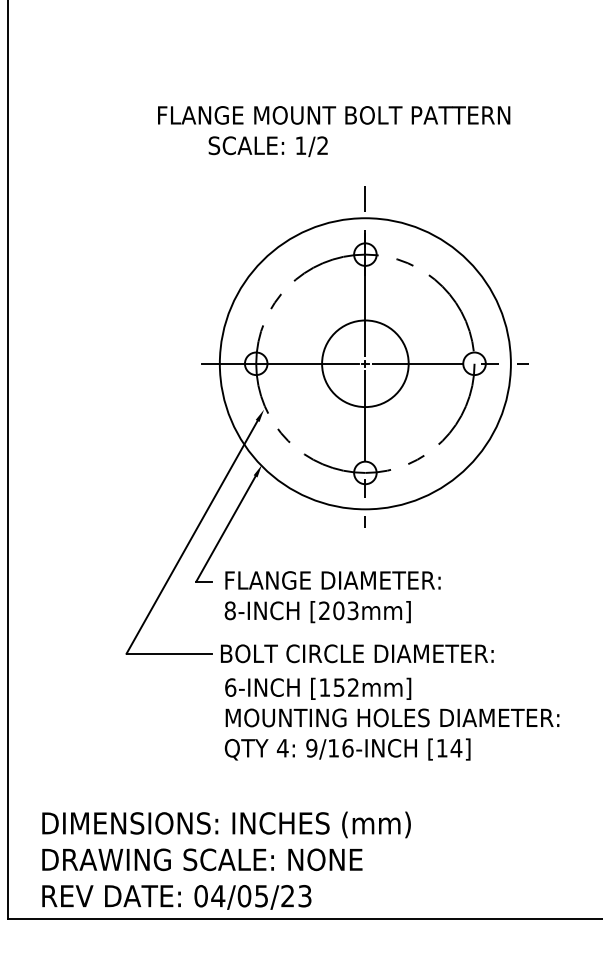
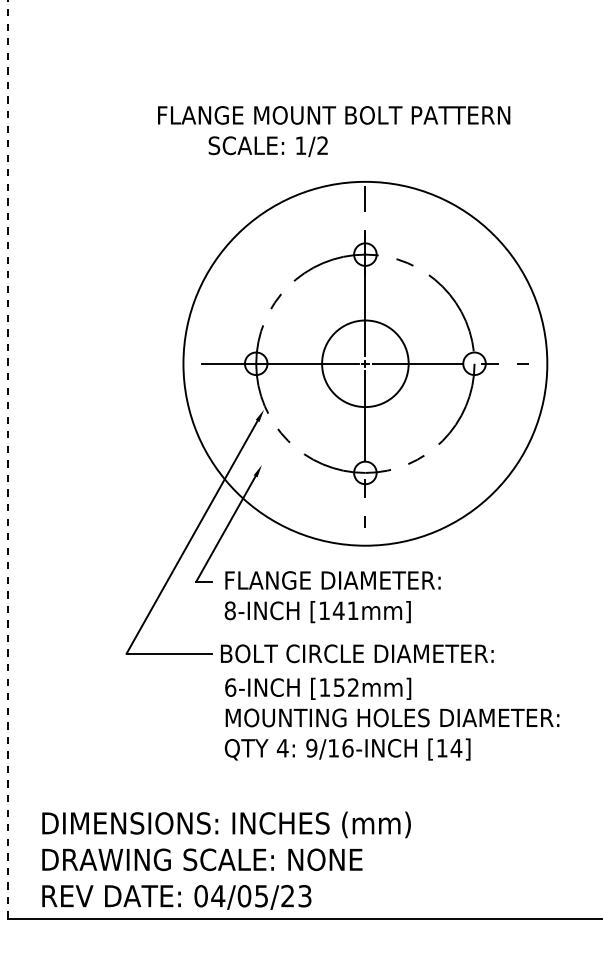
circle diameter: 291 px -> 364 px (365, 363)
line: solid -> dashed (8, 459)
text: [203mm] -> [141mm] (338, 610)
